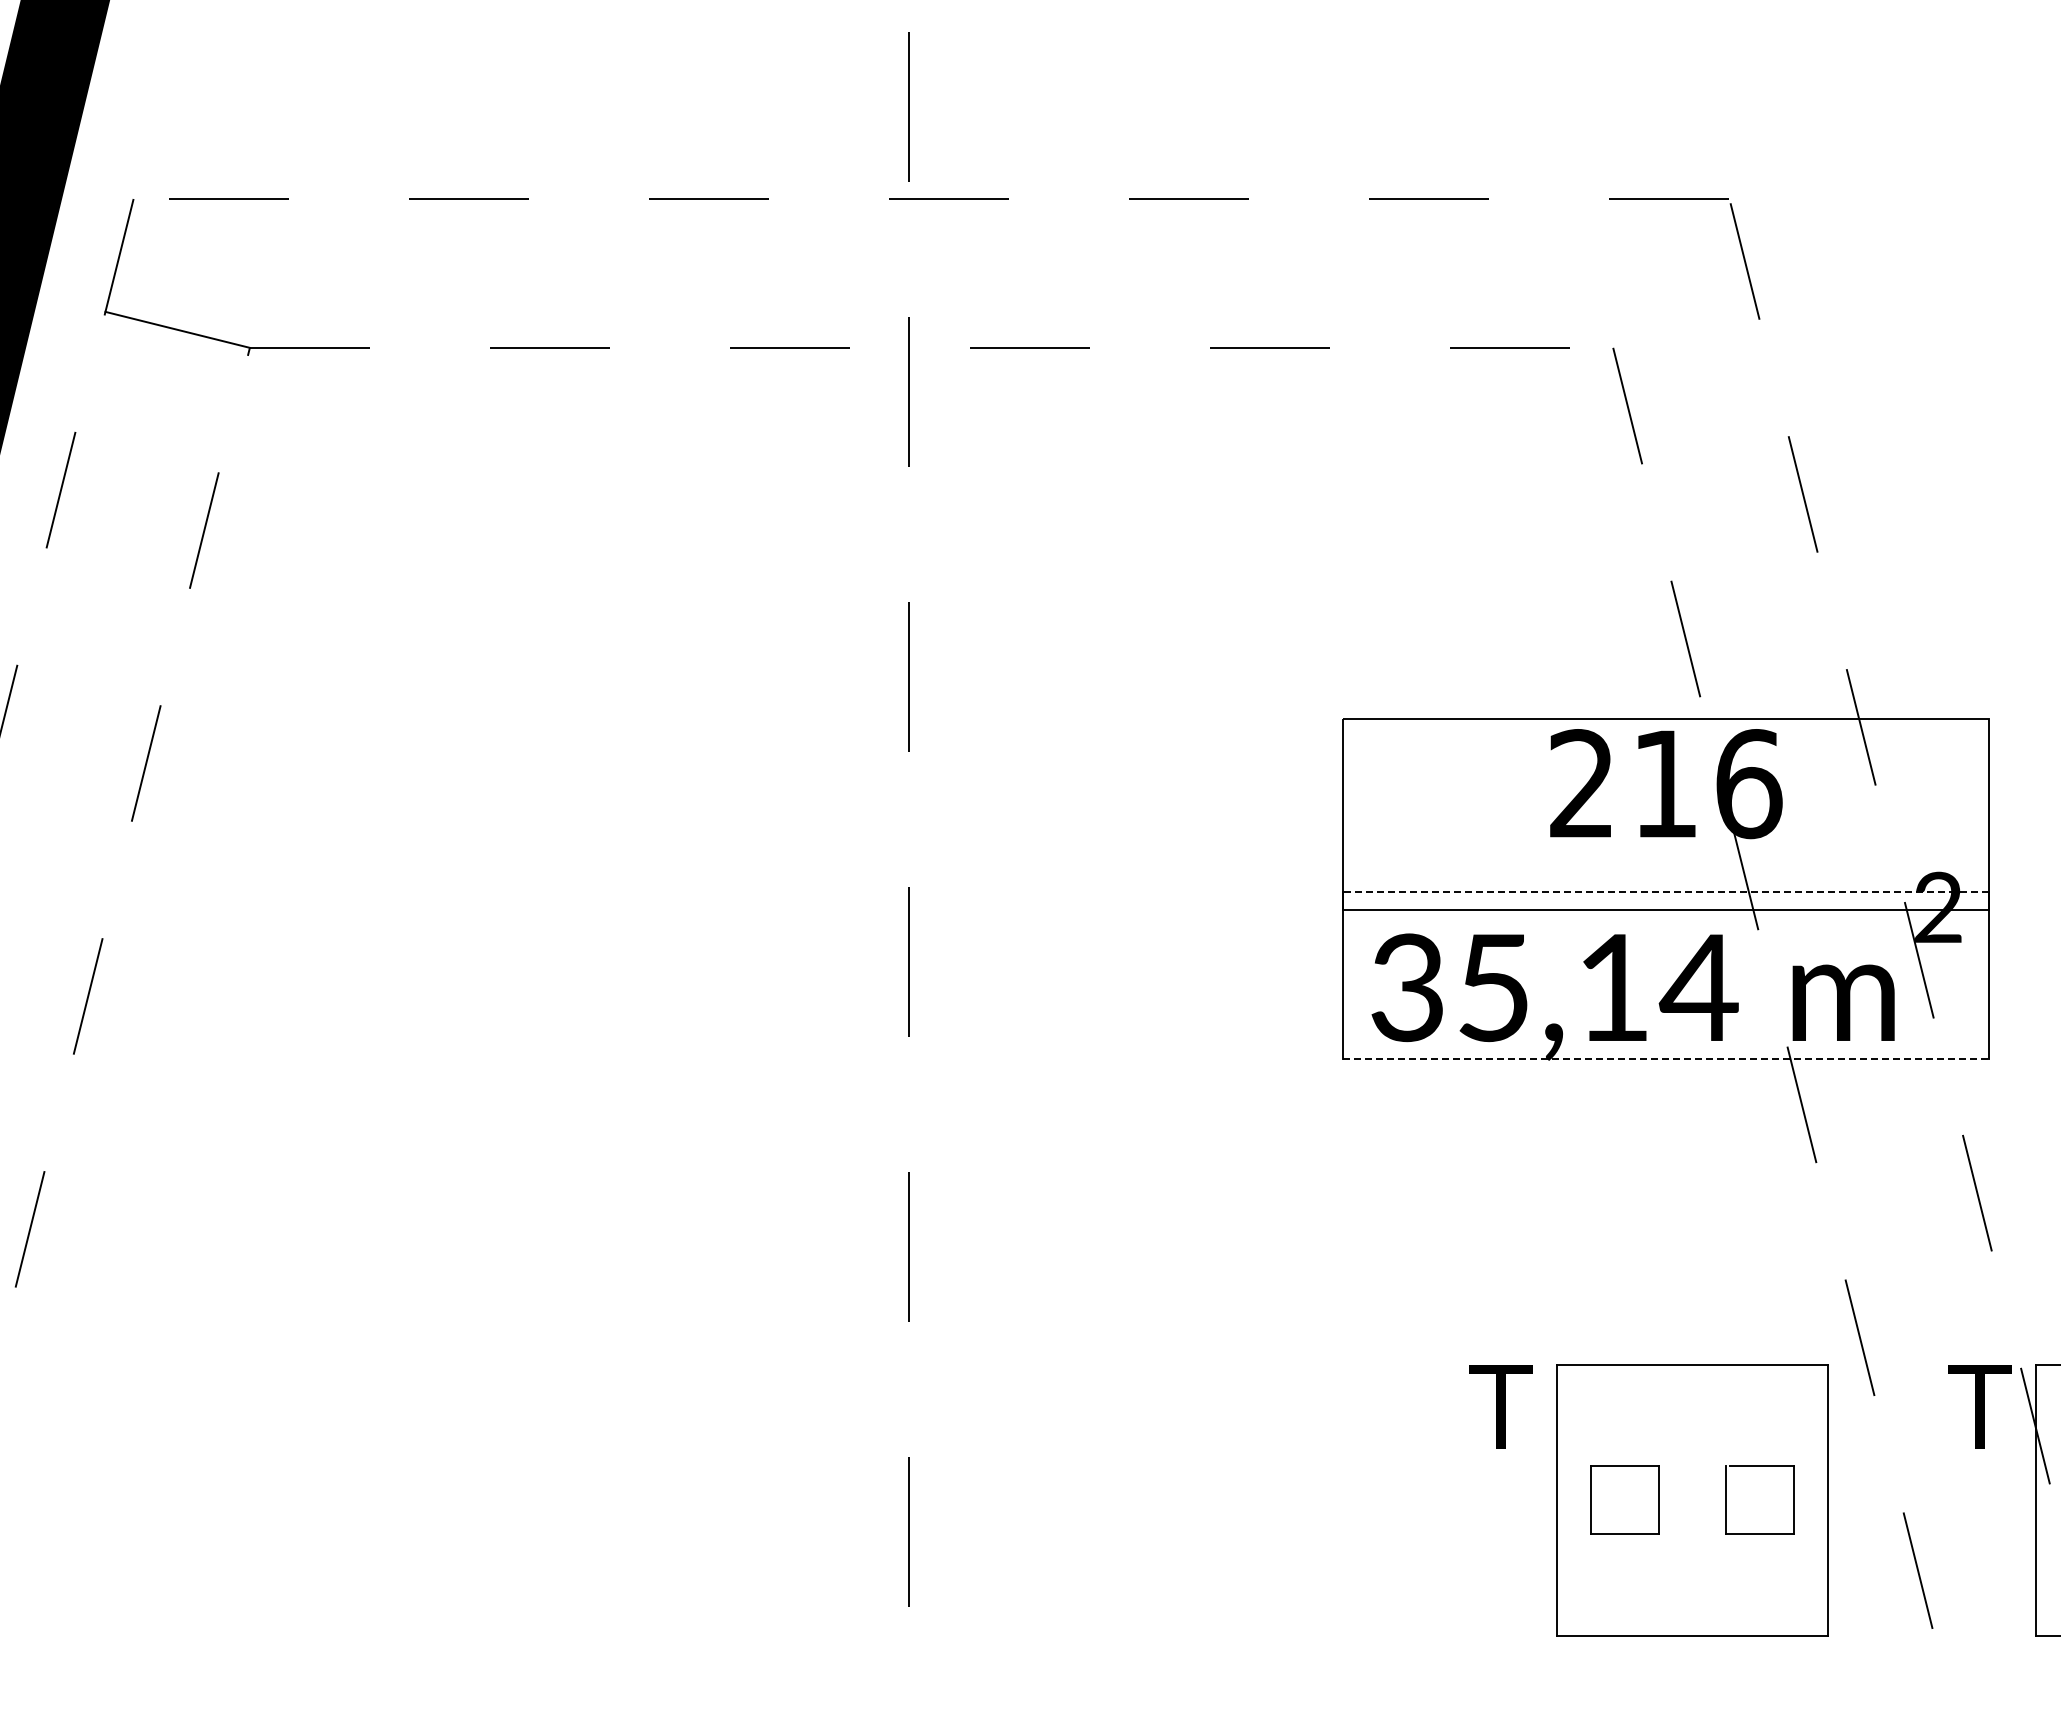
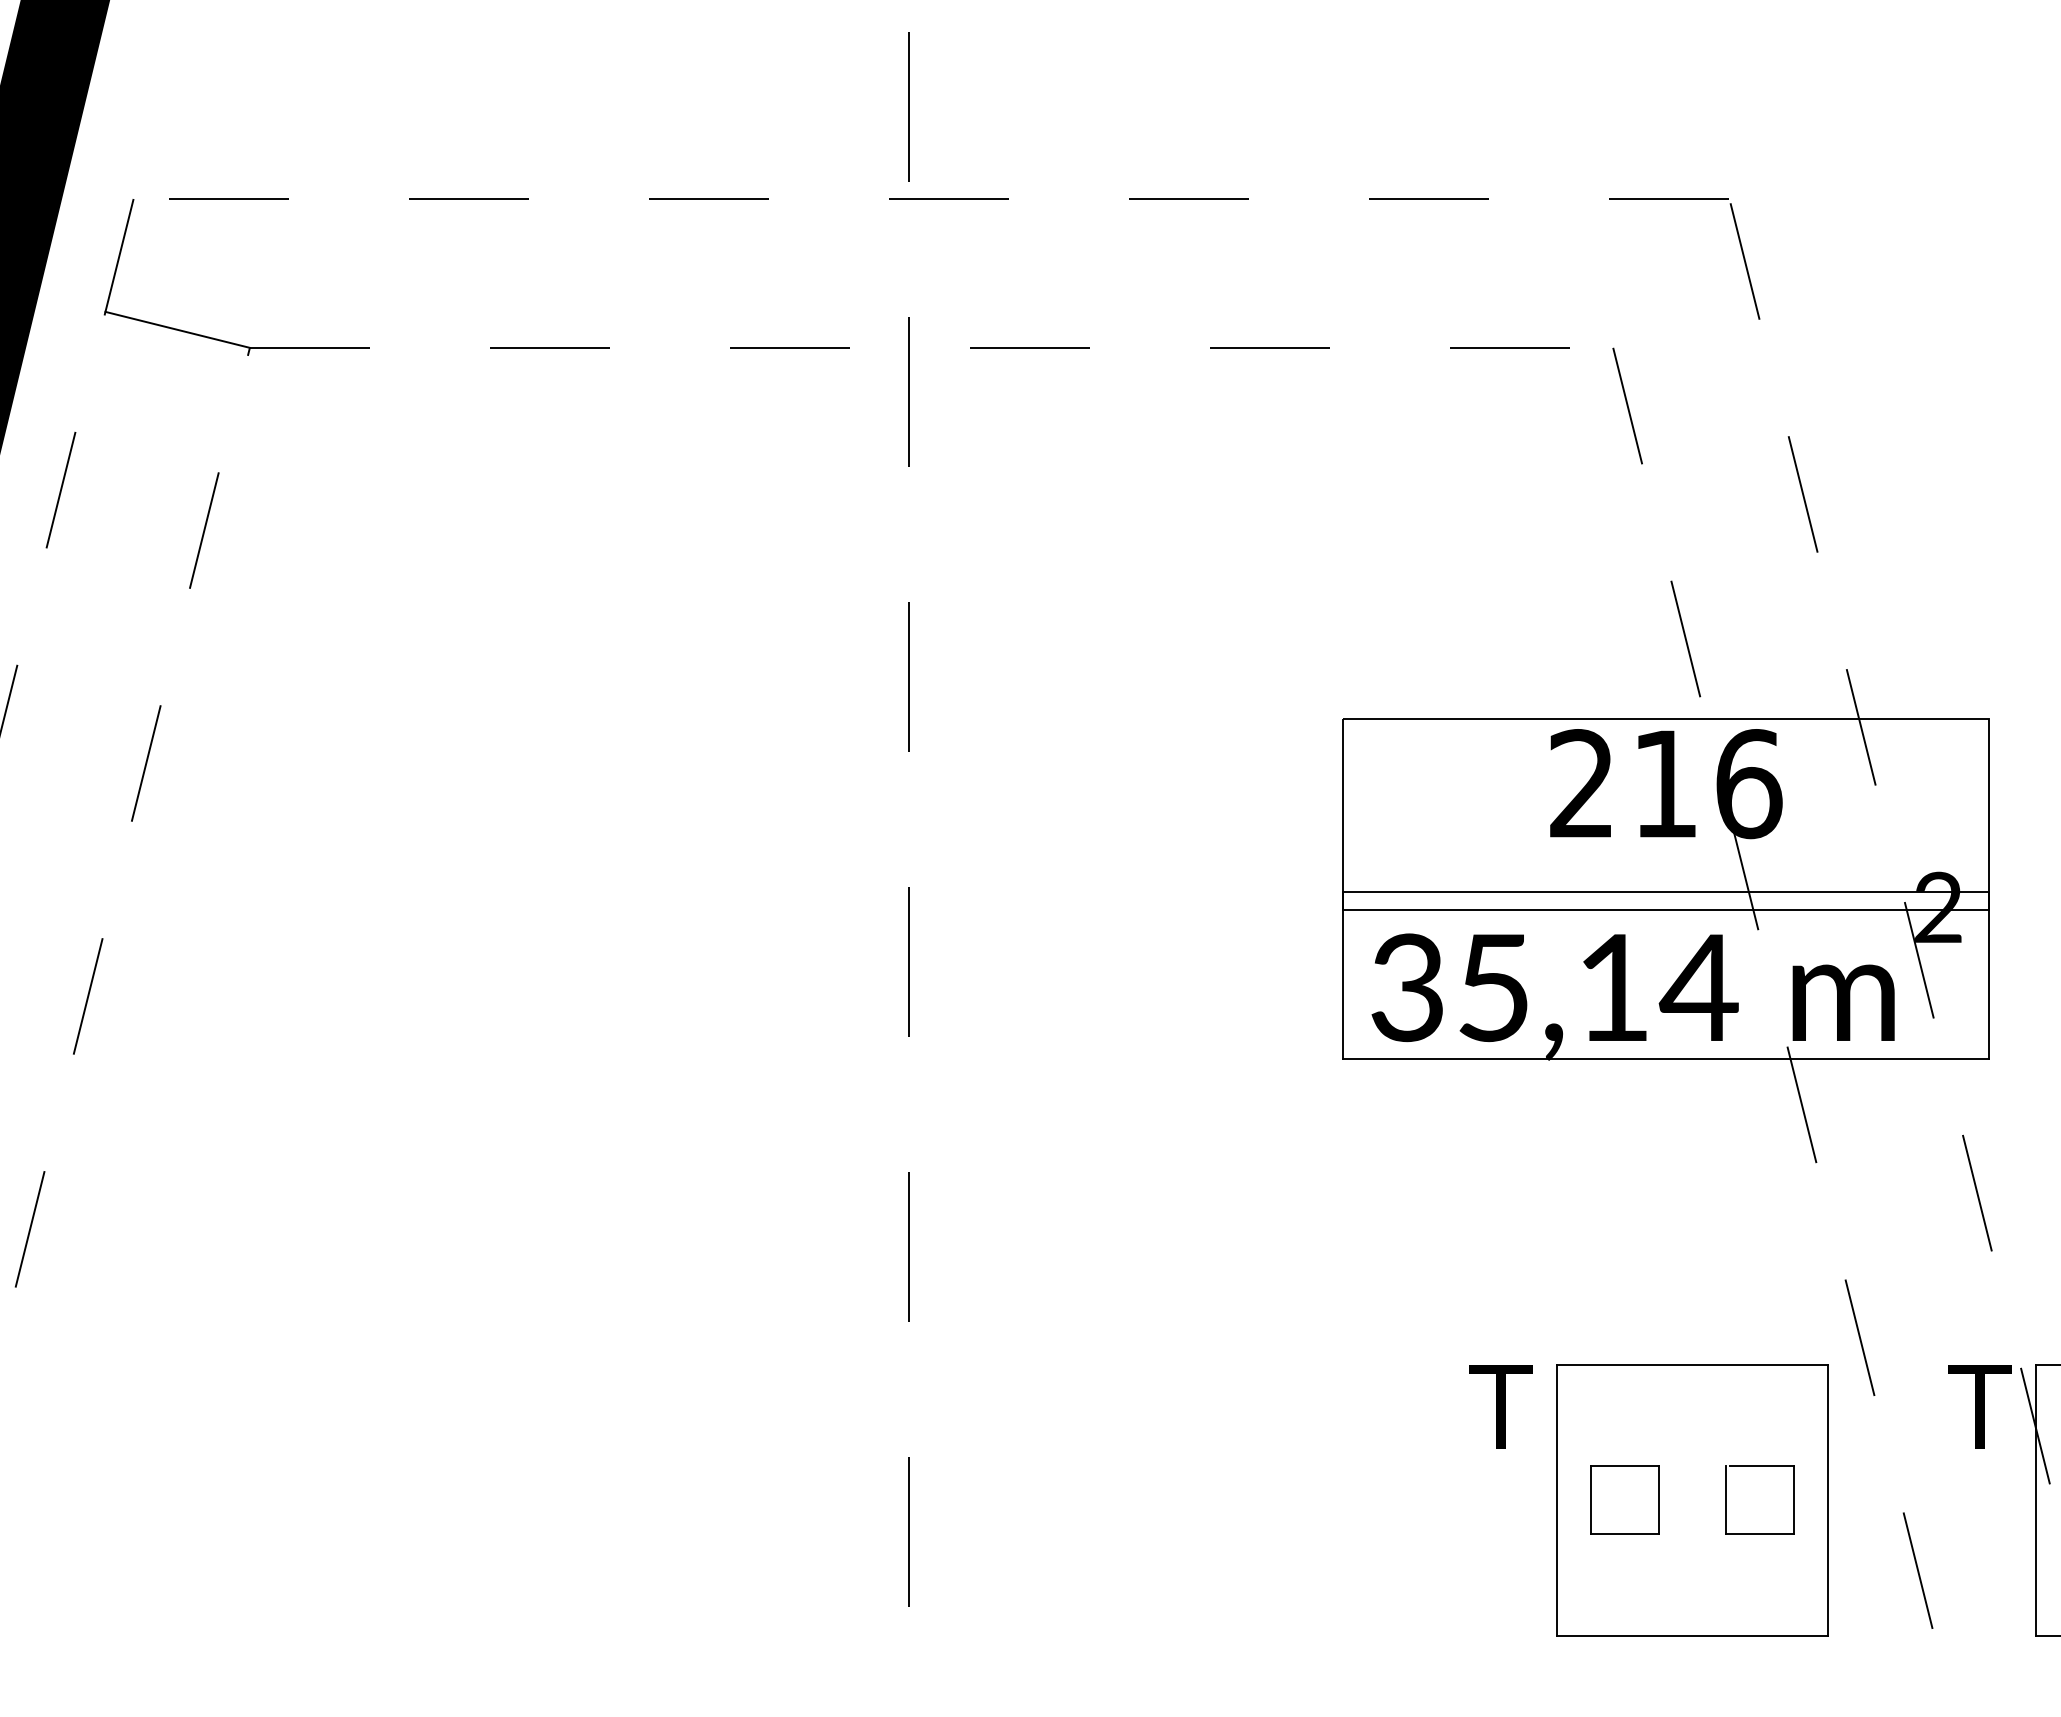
line: dashed -> solid (1665, 891)
line: dashed -> solid (1665, 1059)
